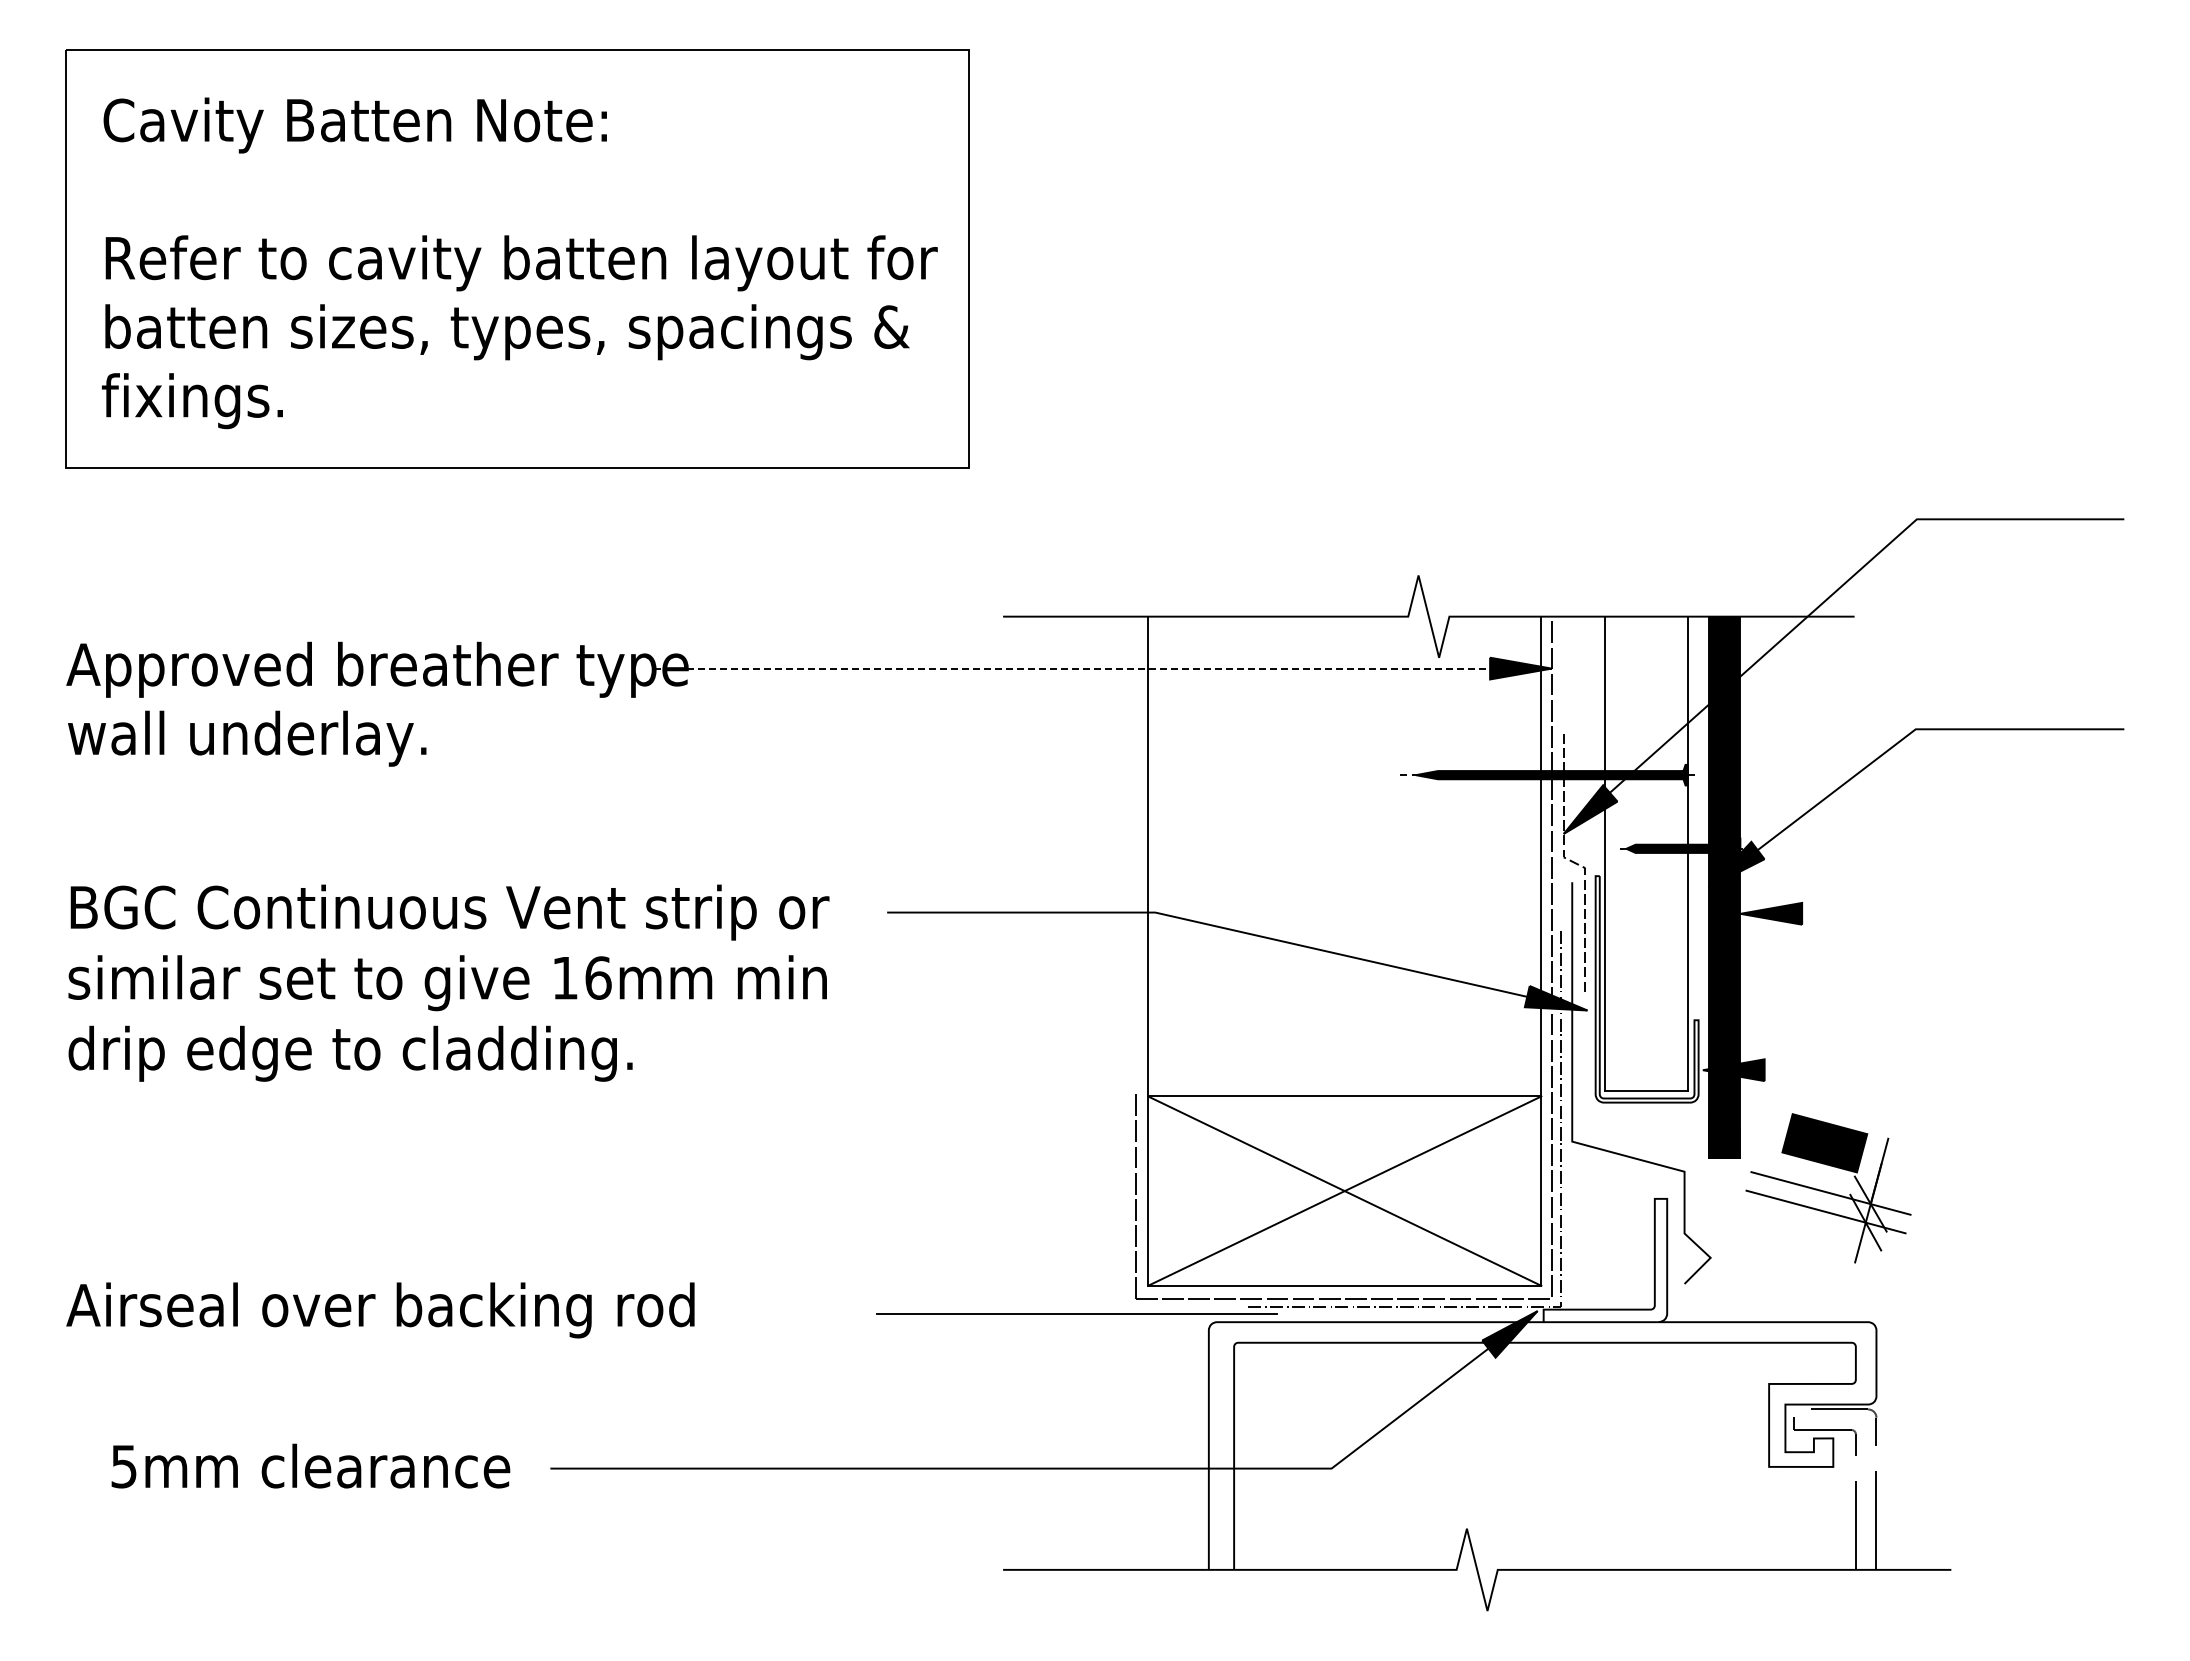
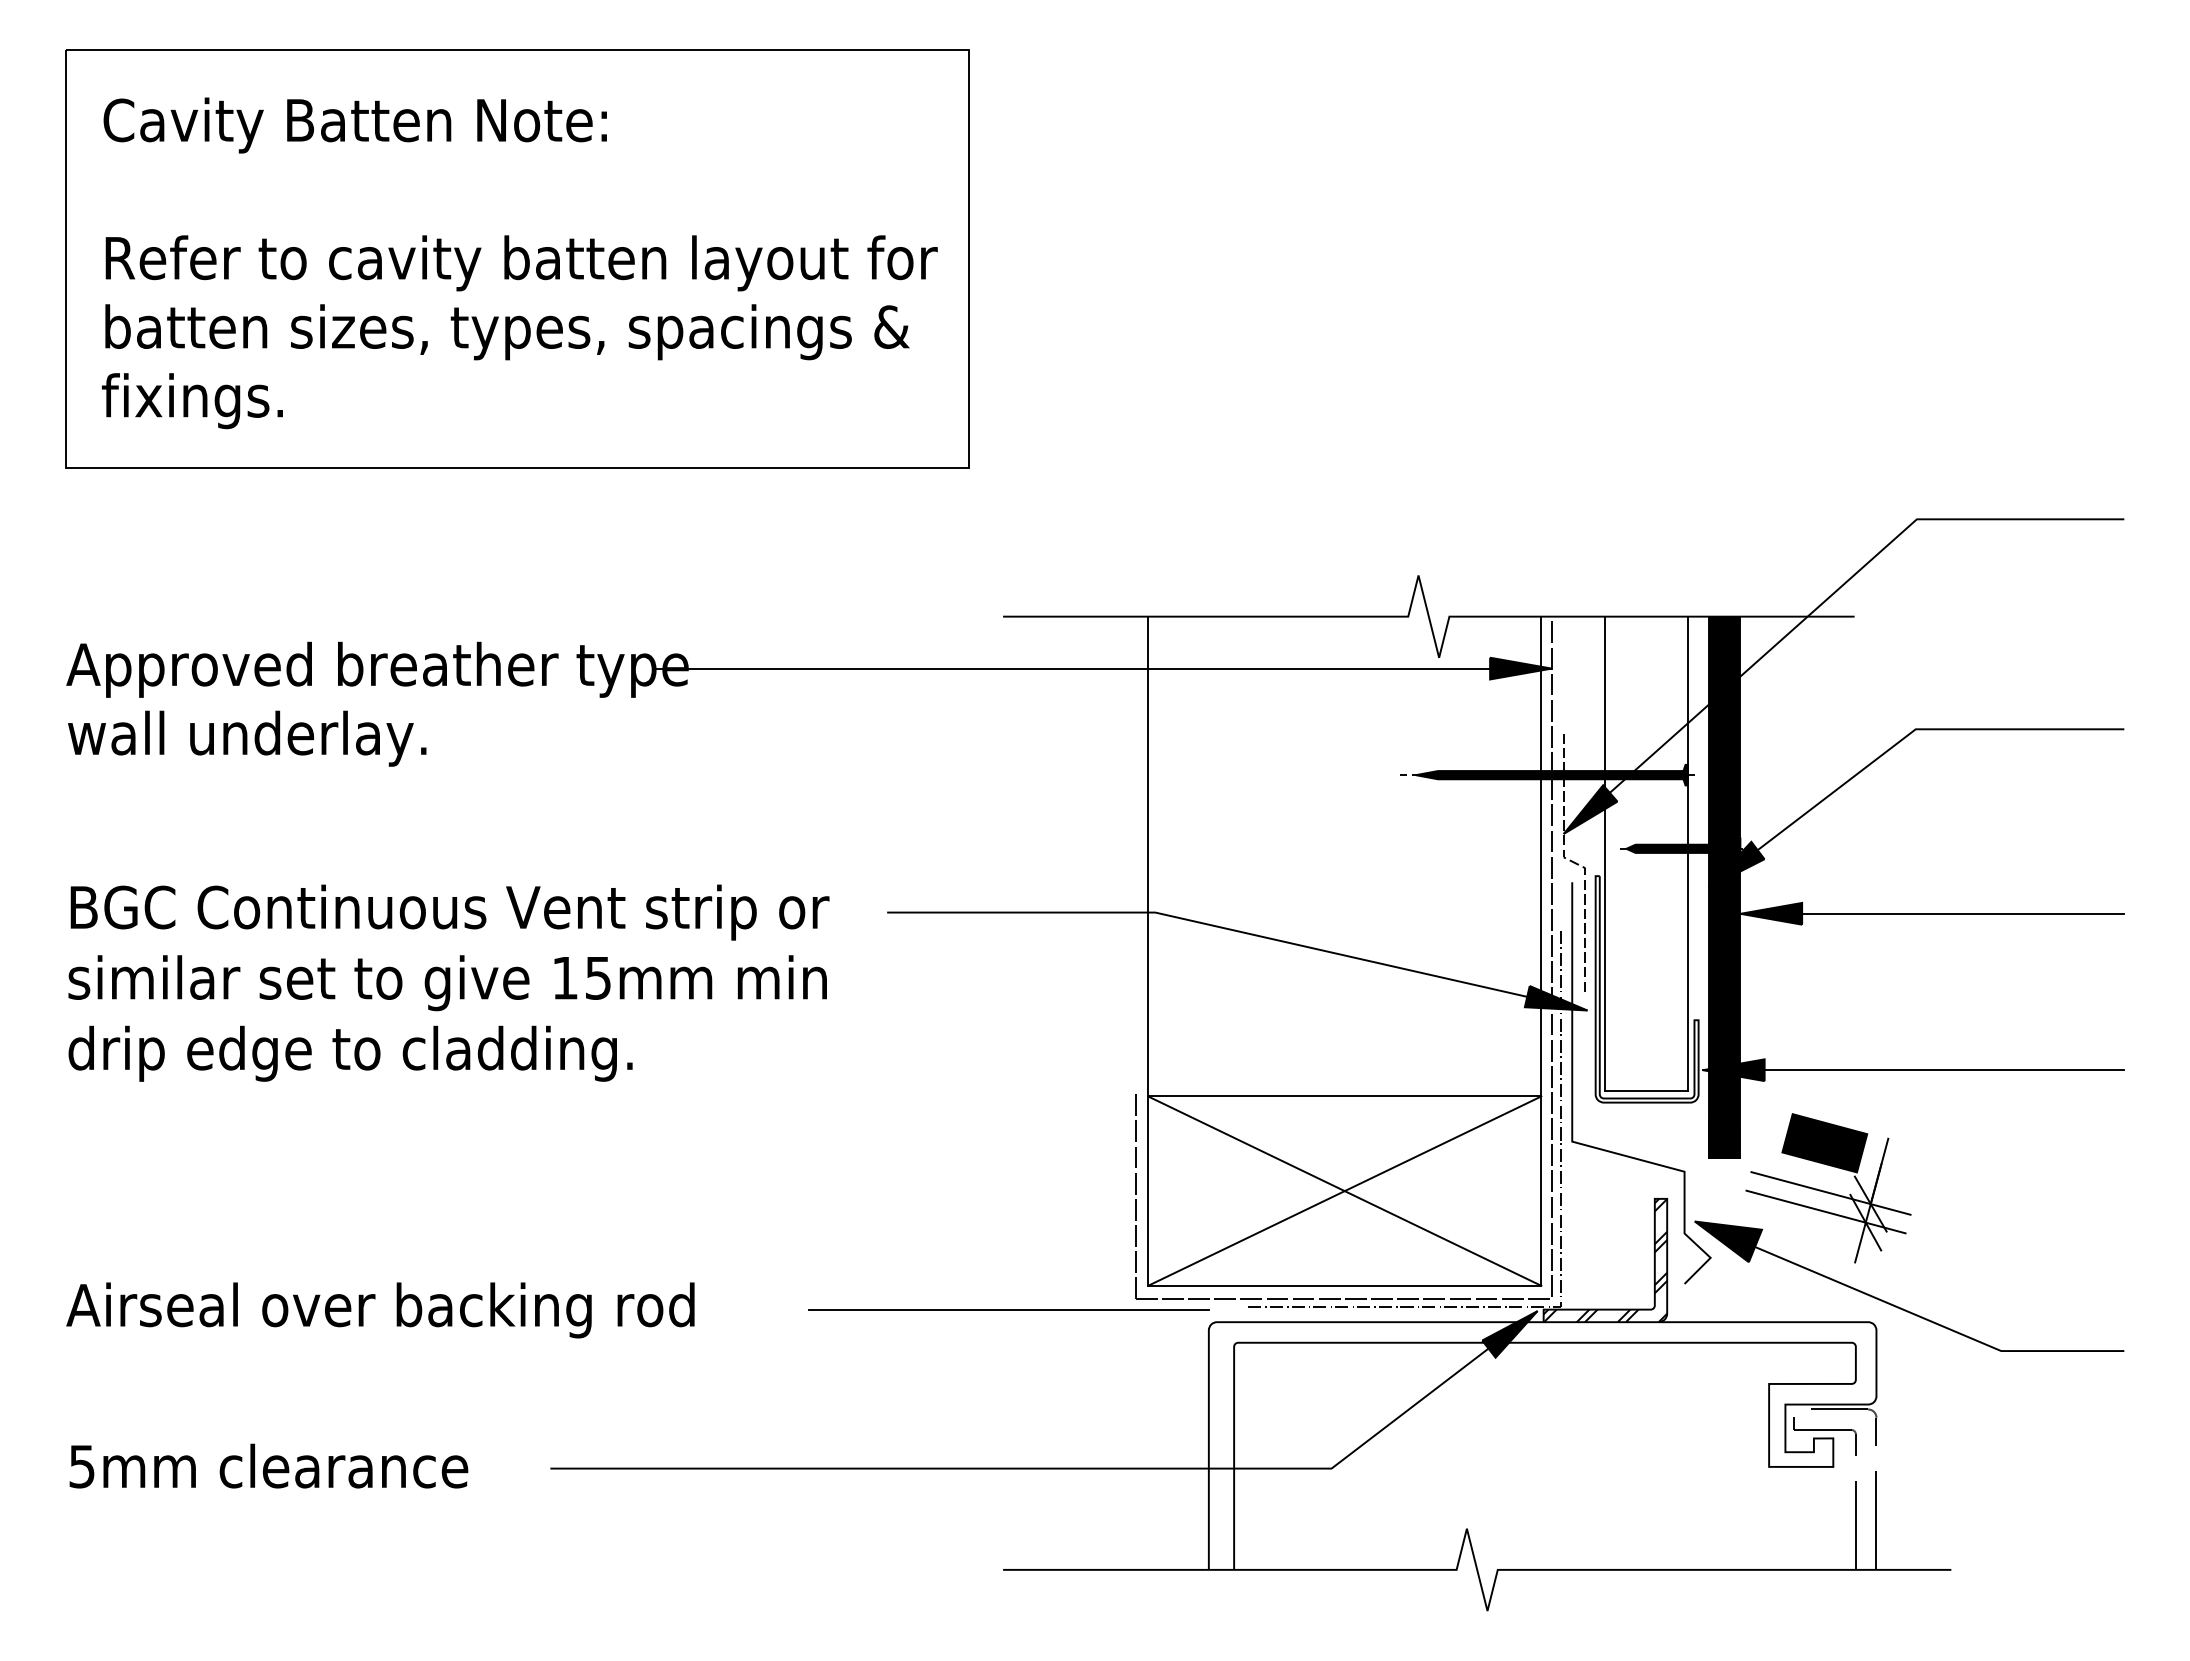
line: dashed -> solid (1103, 668)
line: none -> present (1932, 913)
text: 16mm -> 15mm (598, 977)
line: none -> present (1913, 1070)
hatch: none -> present (1605, 1260)
part: none -> present (1901, 1307)
line position: (1076, 1313) -> (1008, 1309) (1008, 1309)
text position: (310, 1465) -> (268, 1465) (268, 1465)
